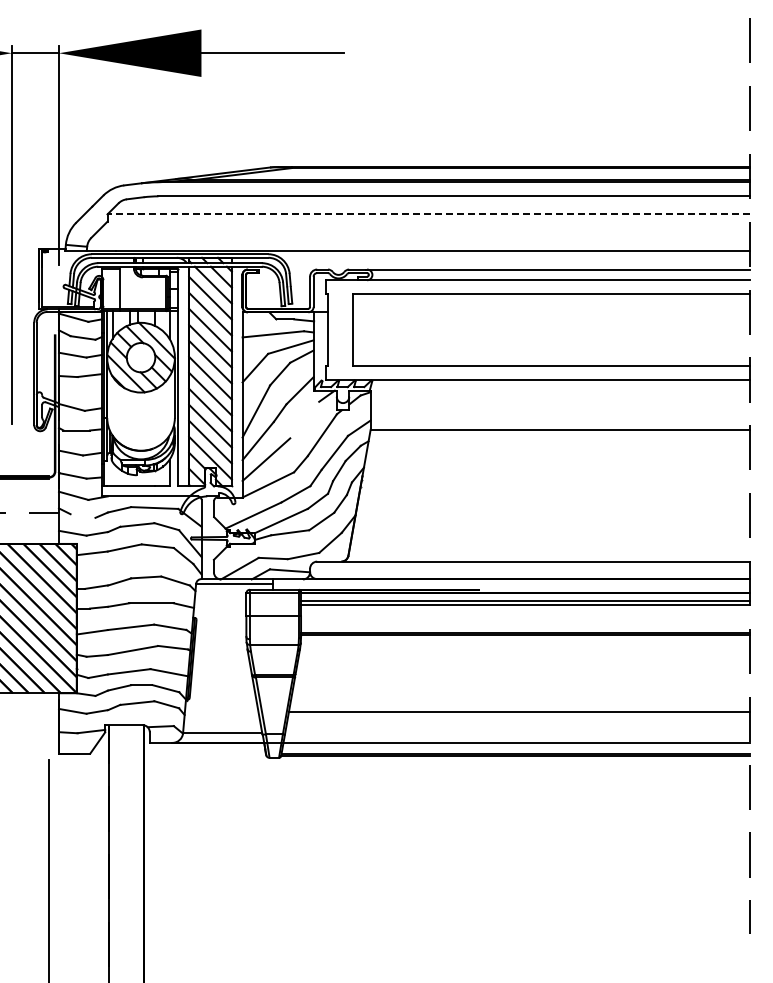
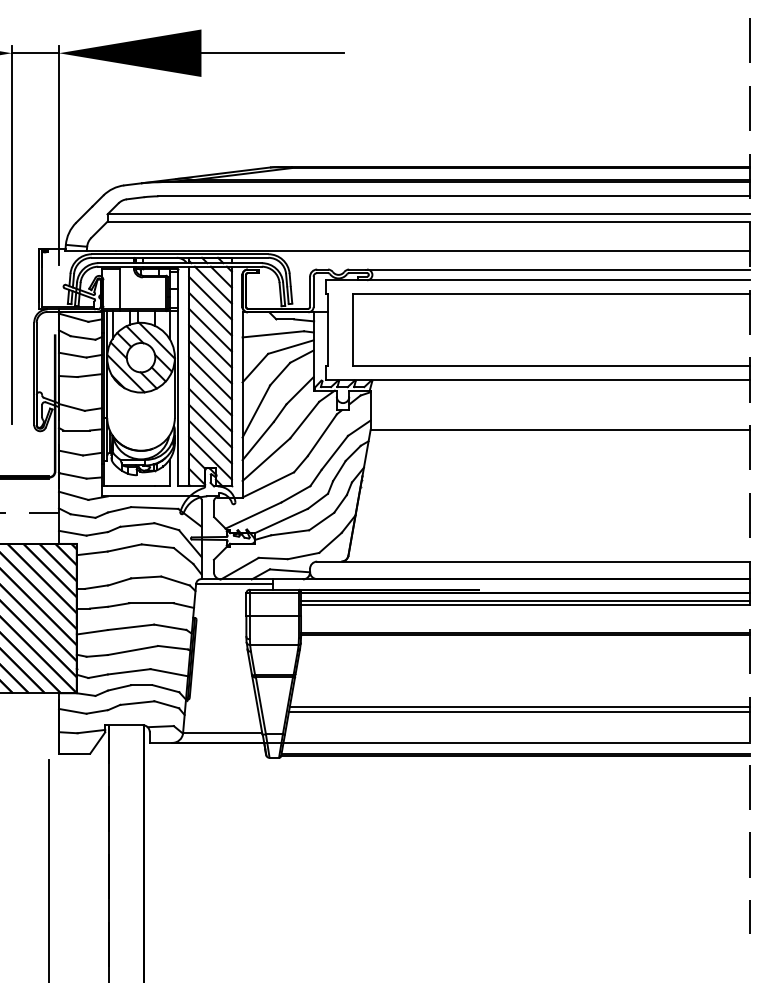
line: dashed -> solid (428, 214)
line: none -> present (428, 221)
line: none -> present (304, 419)
line: none -> present (82, 515)
line: none -> present (519, 706)
